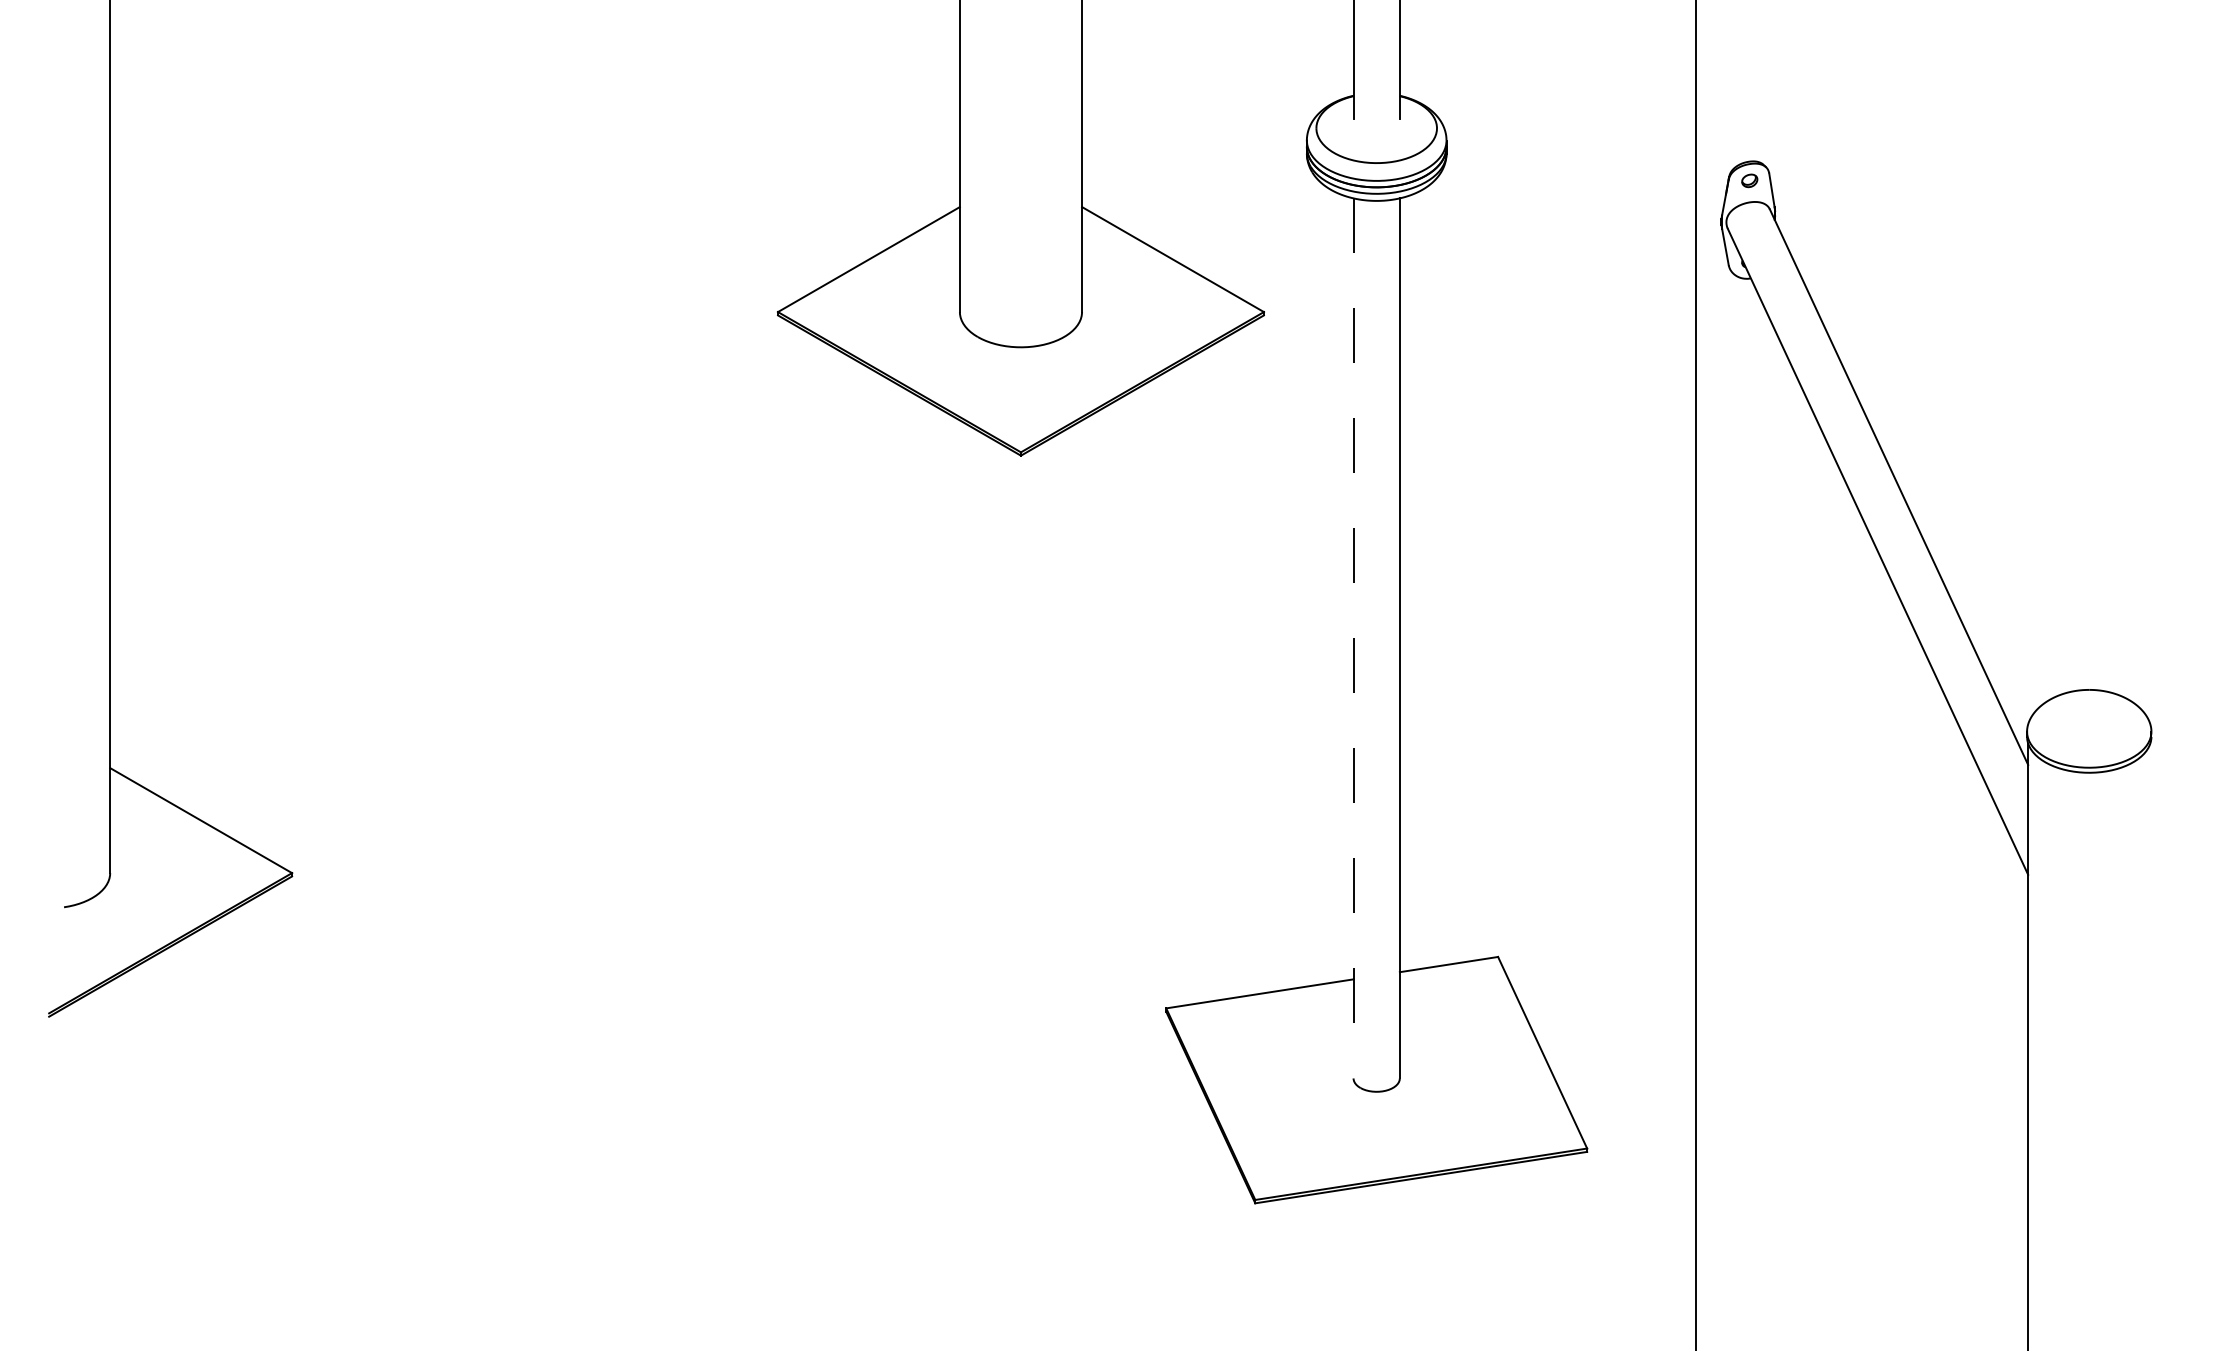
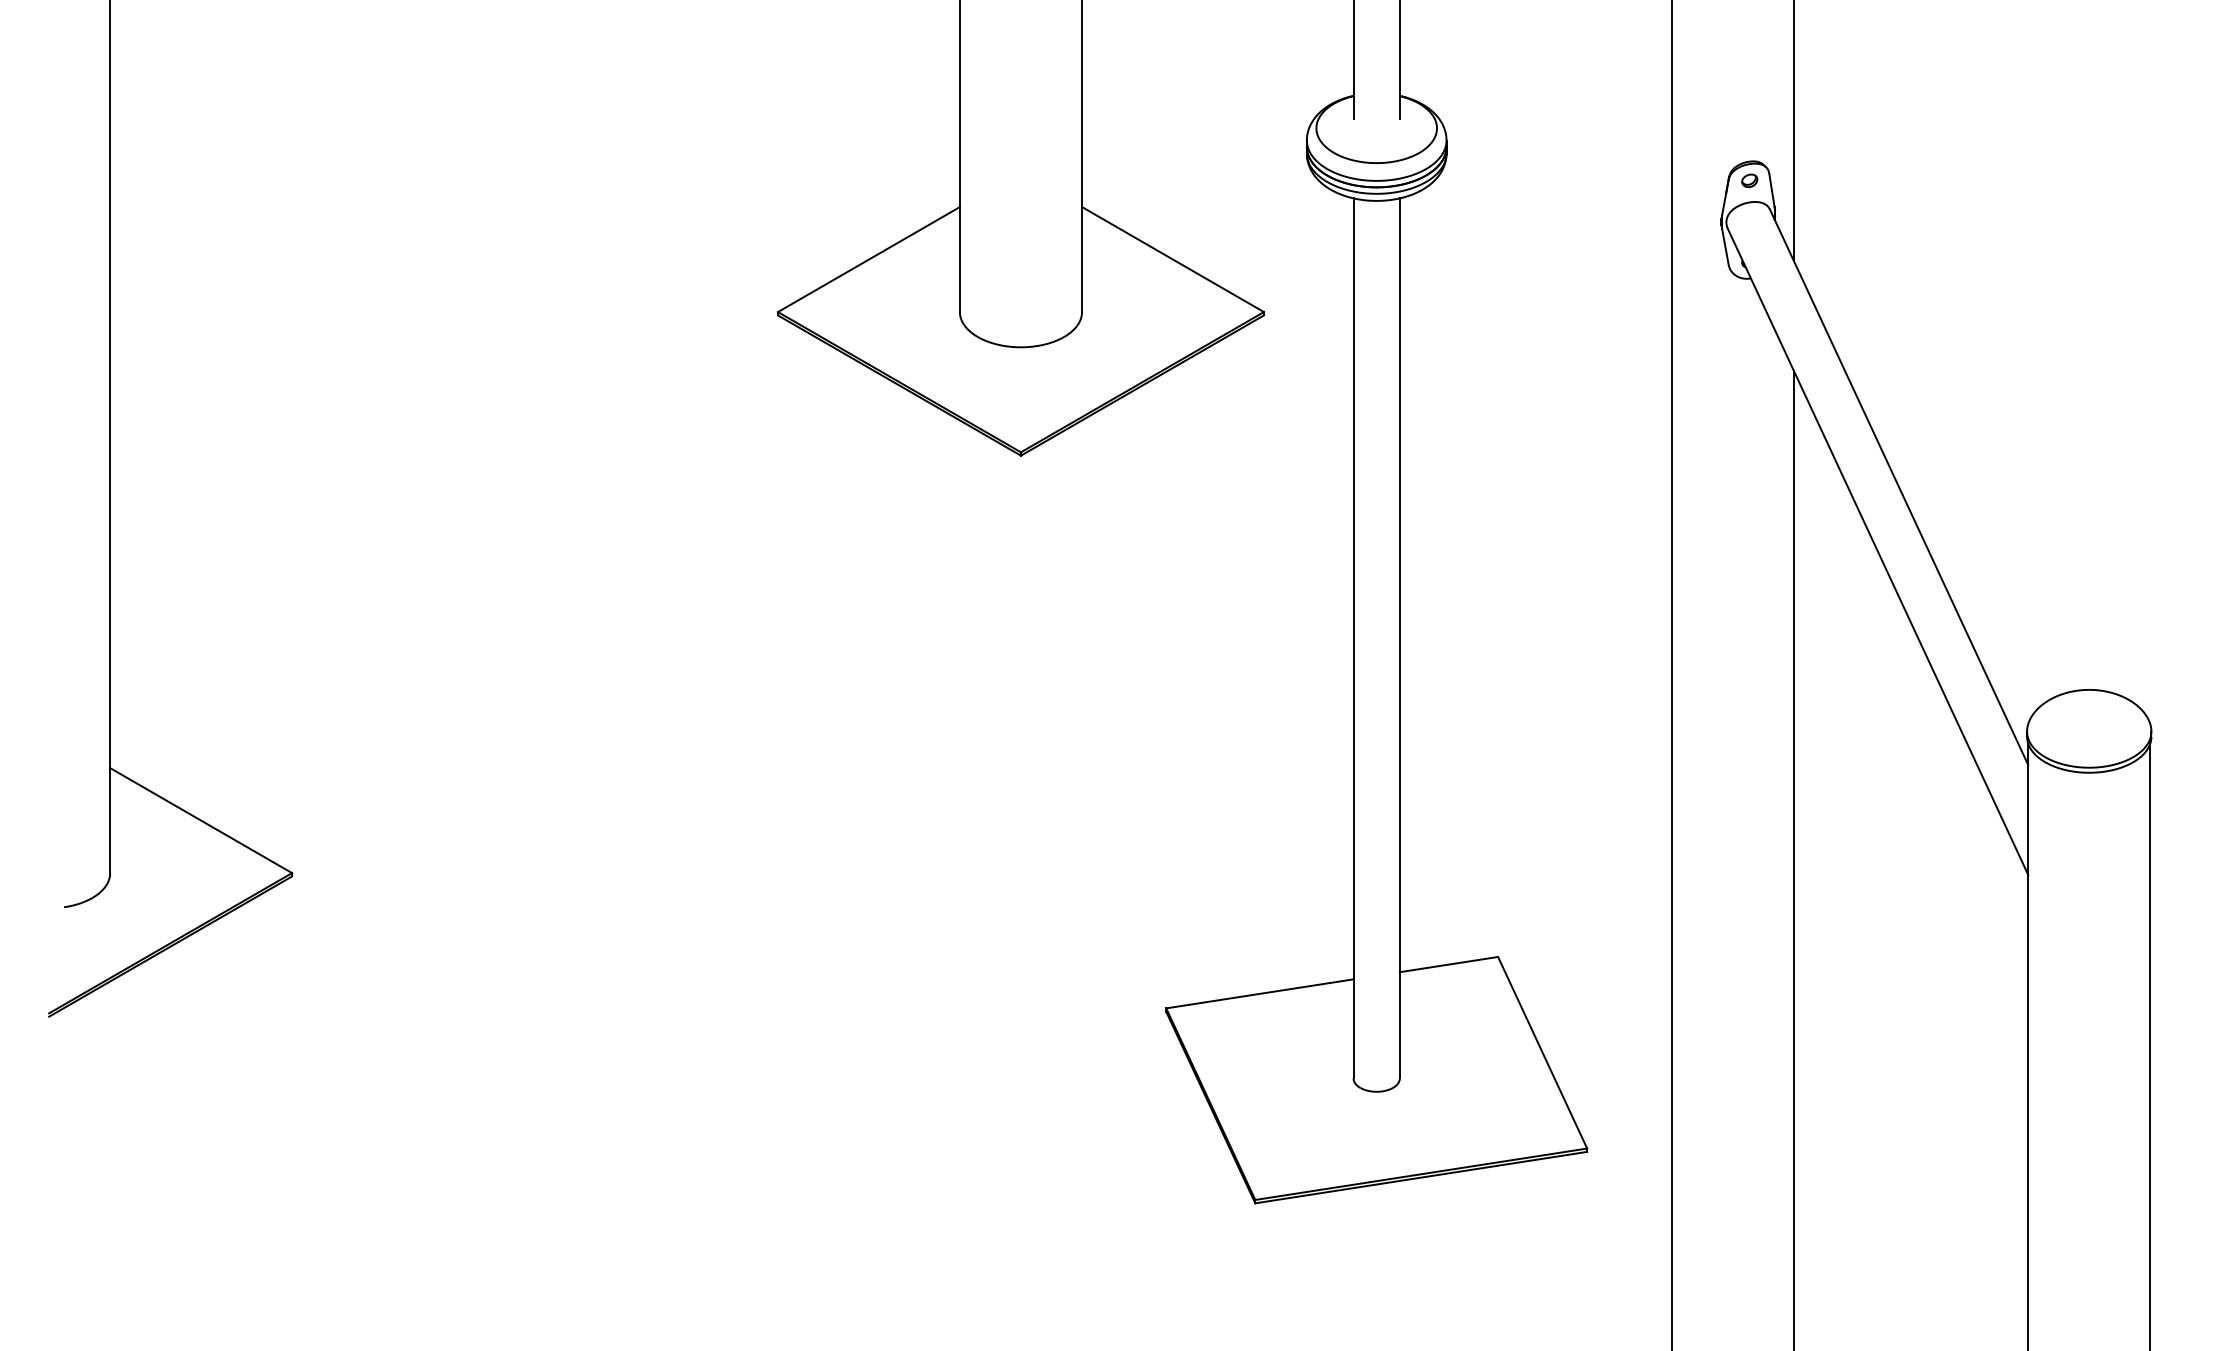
line: none -> present (1794, 131)
line: dashed -> solid (1353, 638)
line position: (1695, 674) -> (1671, 674) (1671, 674)
line: none -> present (1794, 859)
line: none -> present (2150, 1045)
